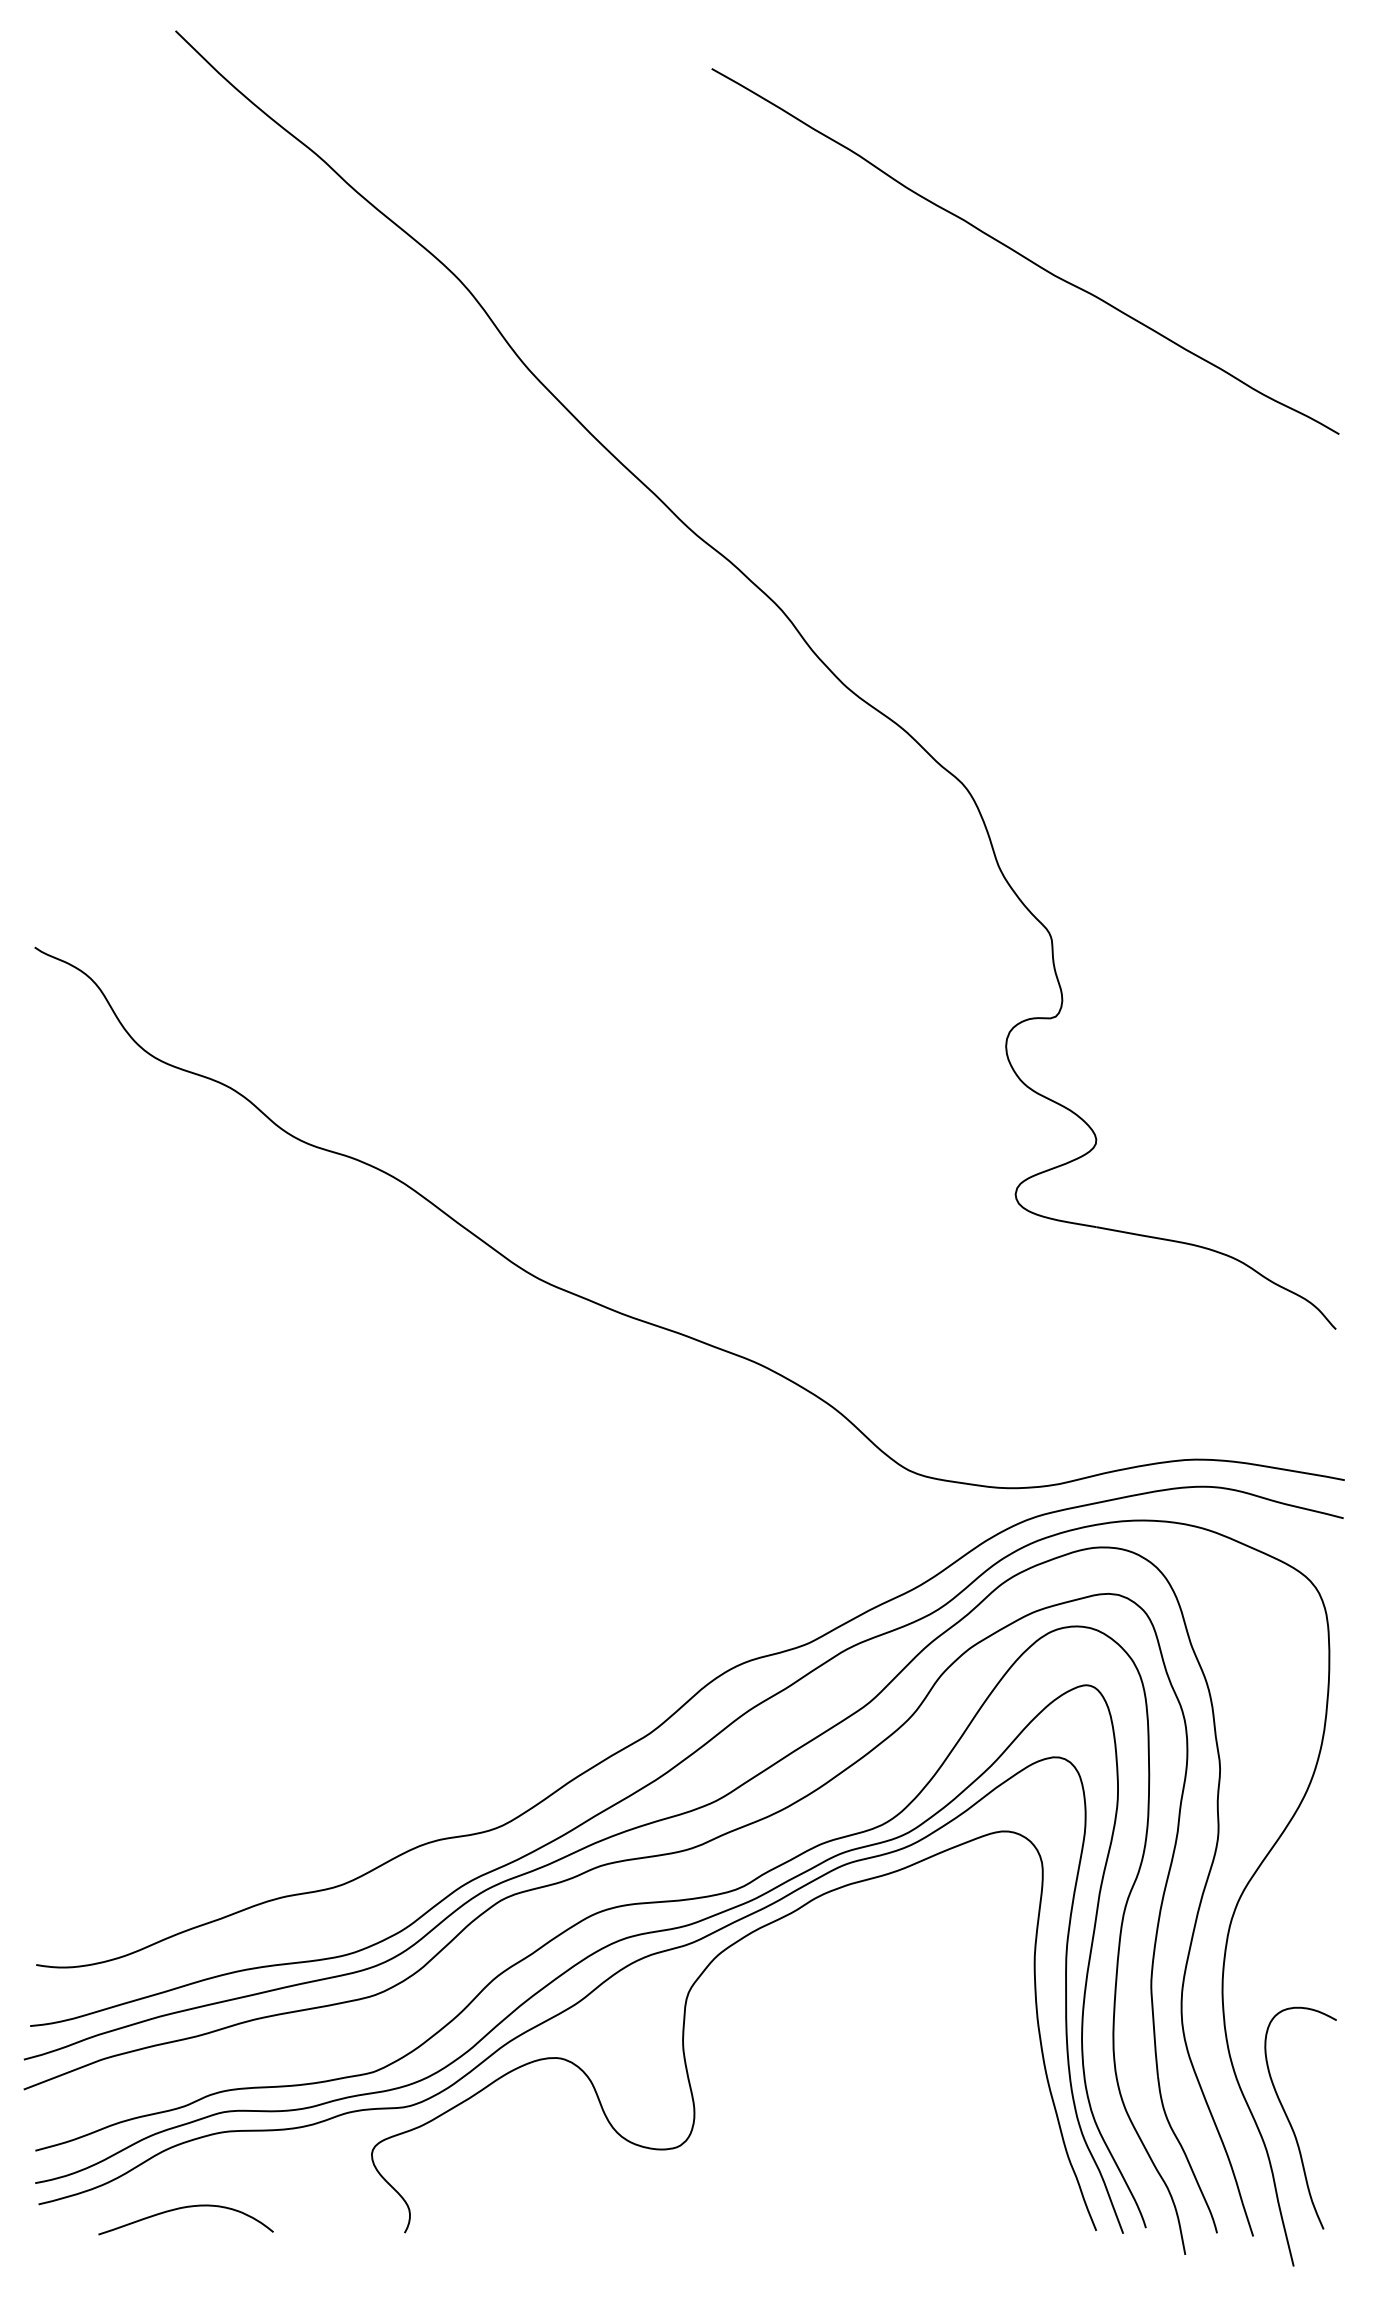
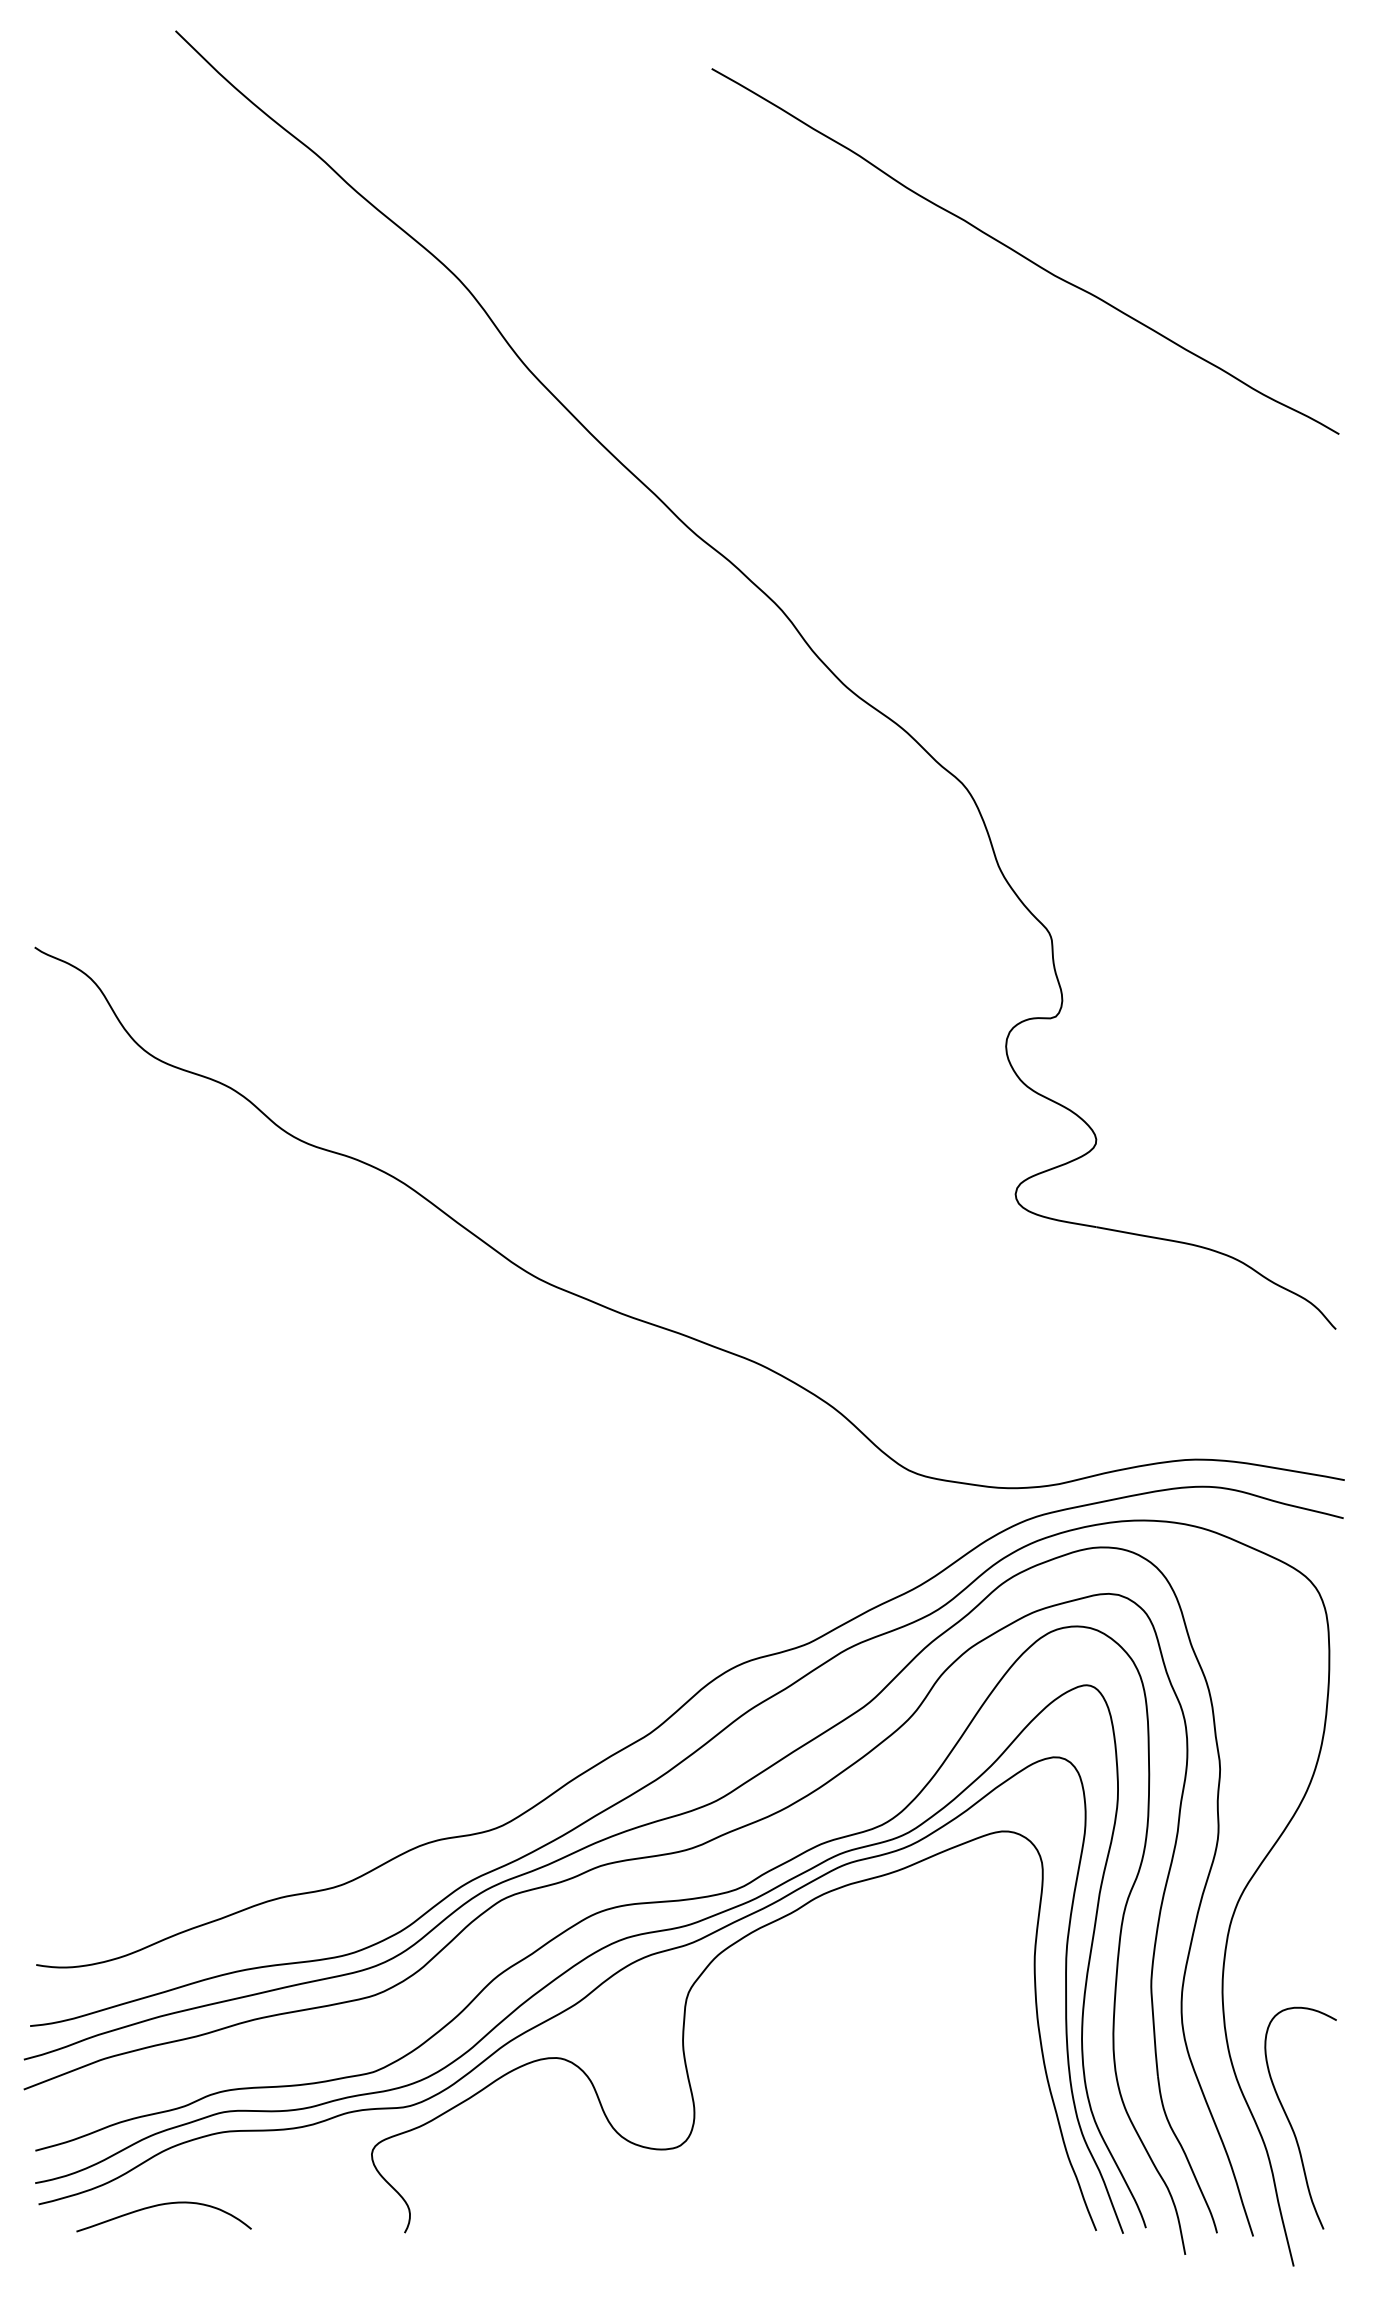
curve position: (185, 2208) -> (163, 2205) (163, 2205)
